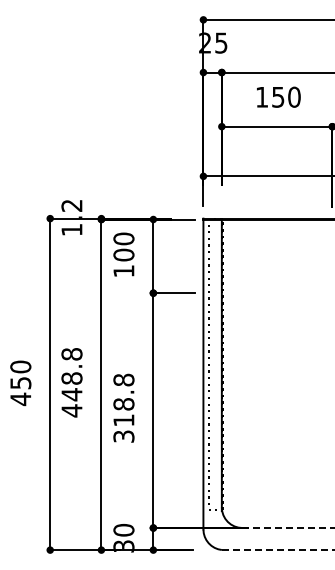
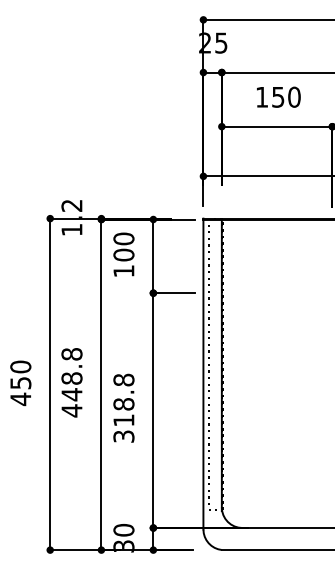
line: dashed -> solid (288, 528)
line: dashed -> solid (278, 550)
